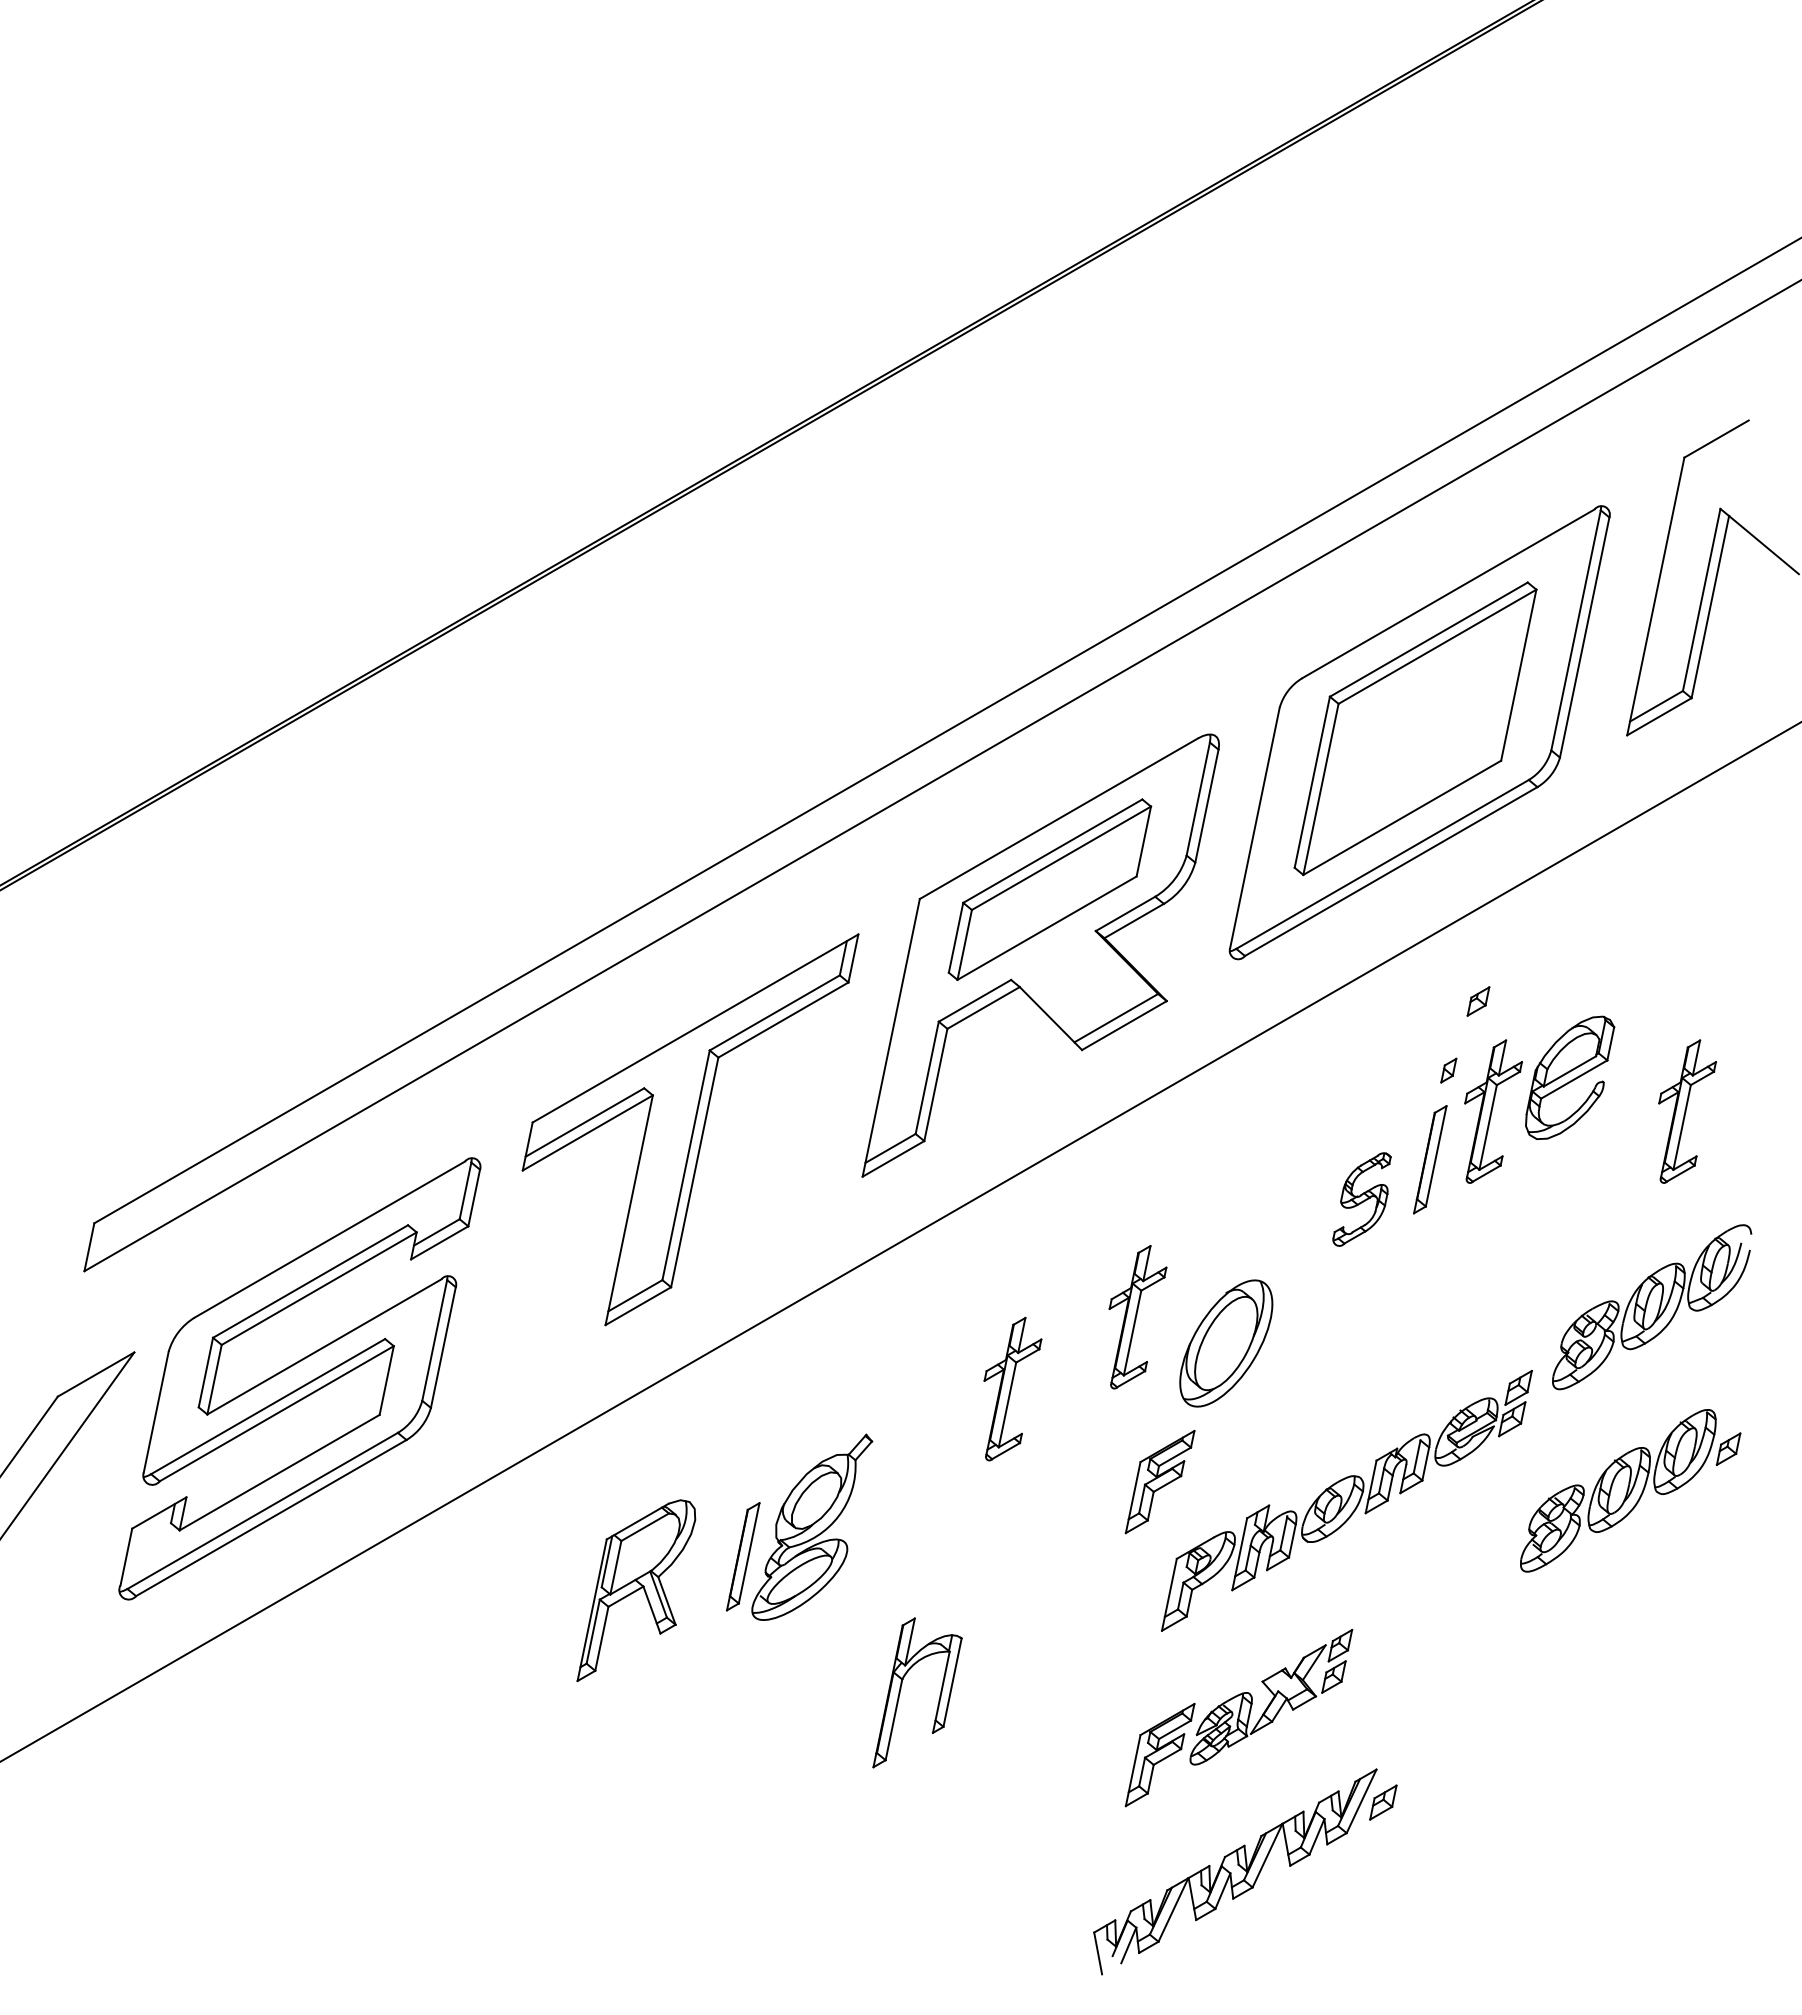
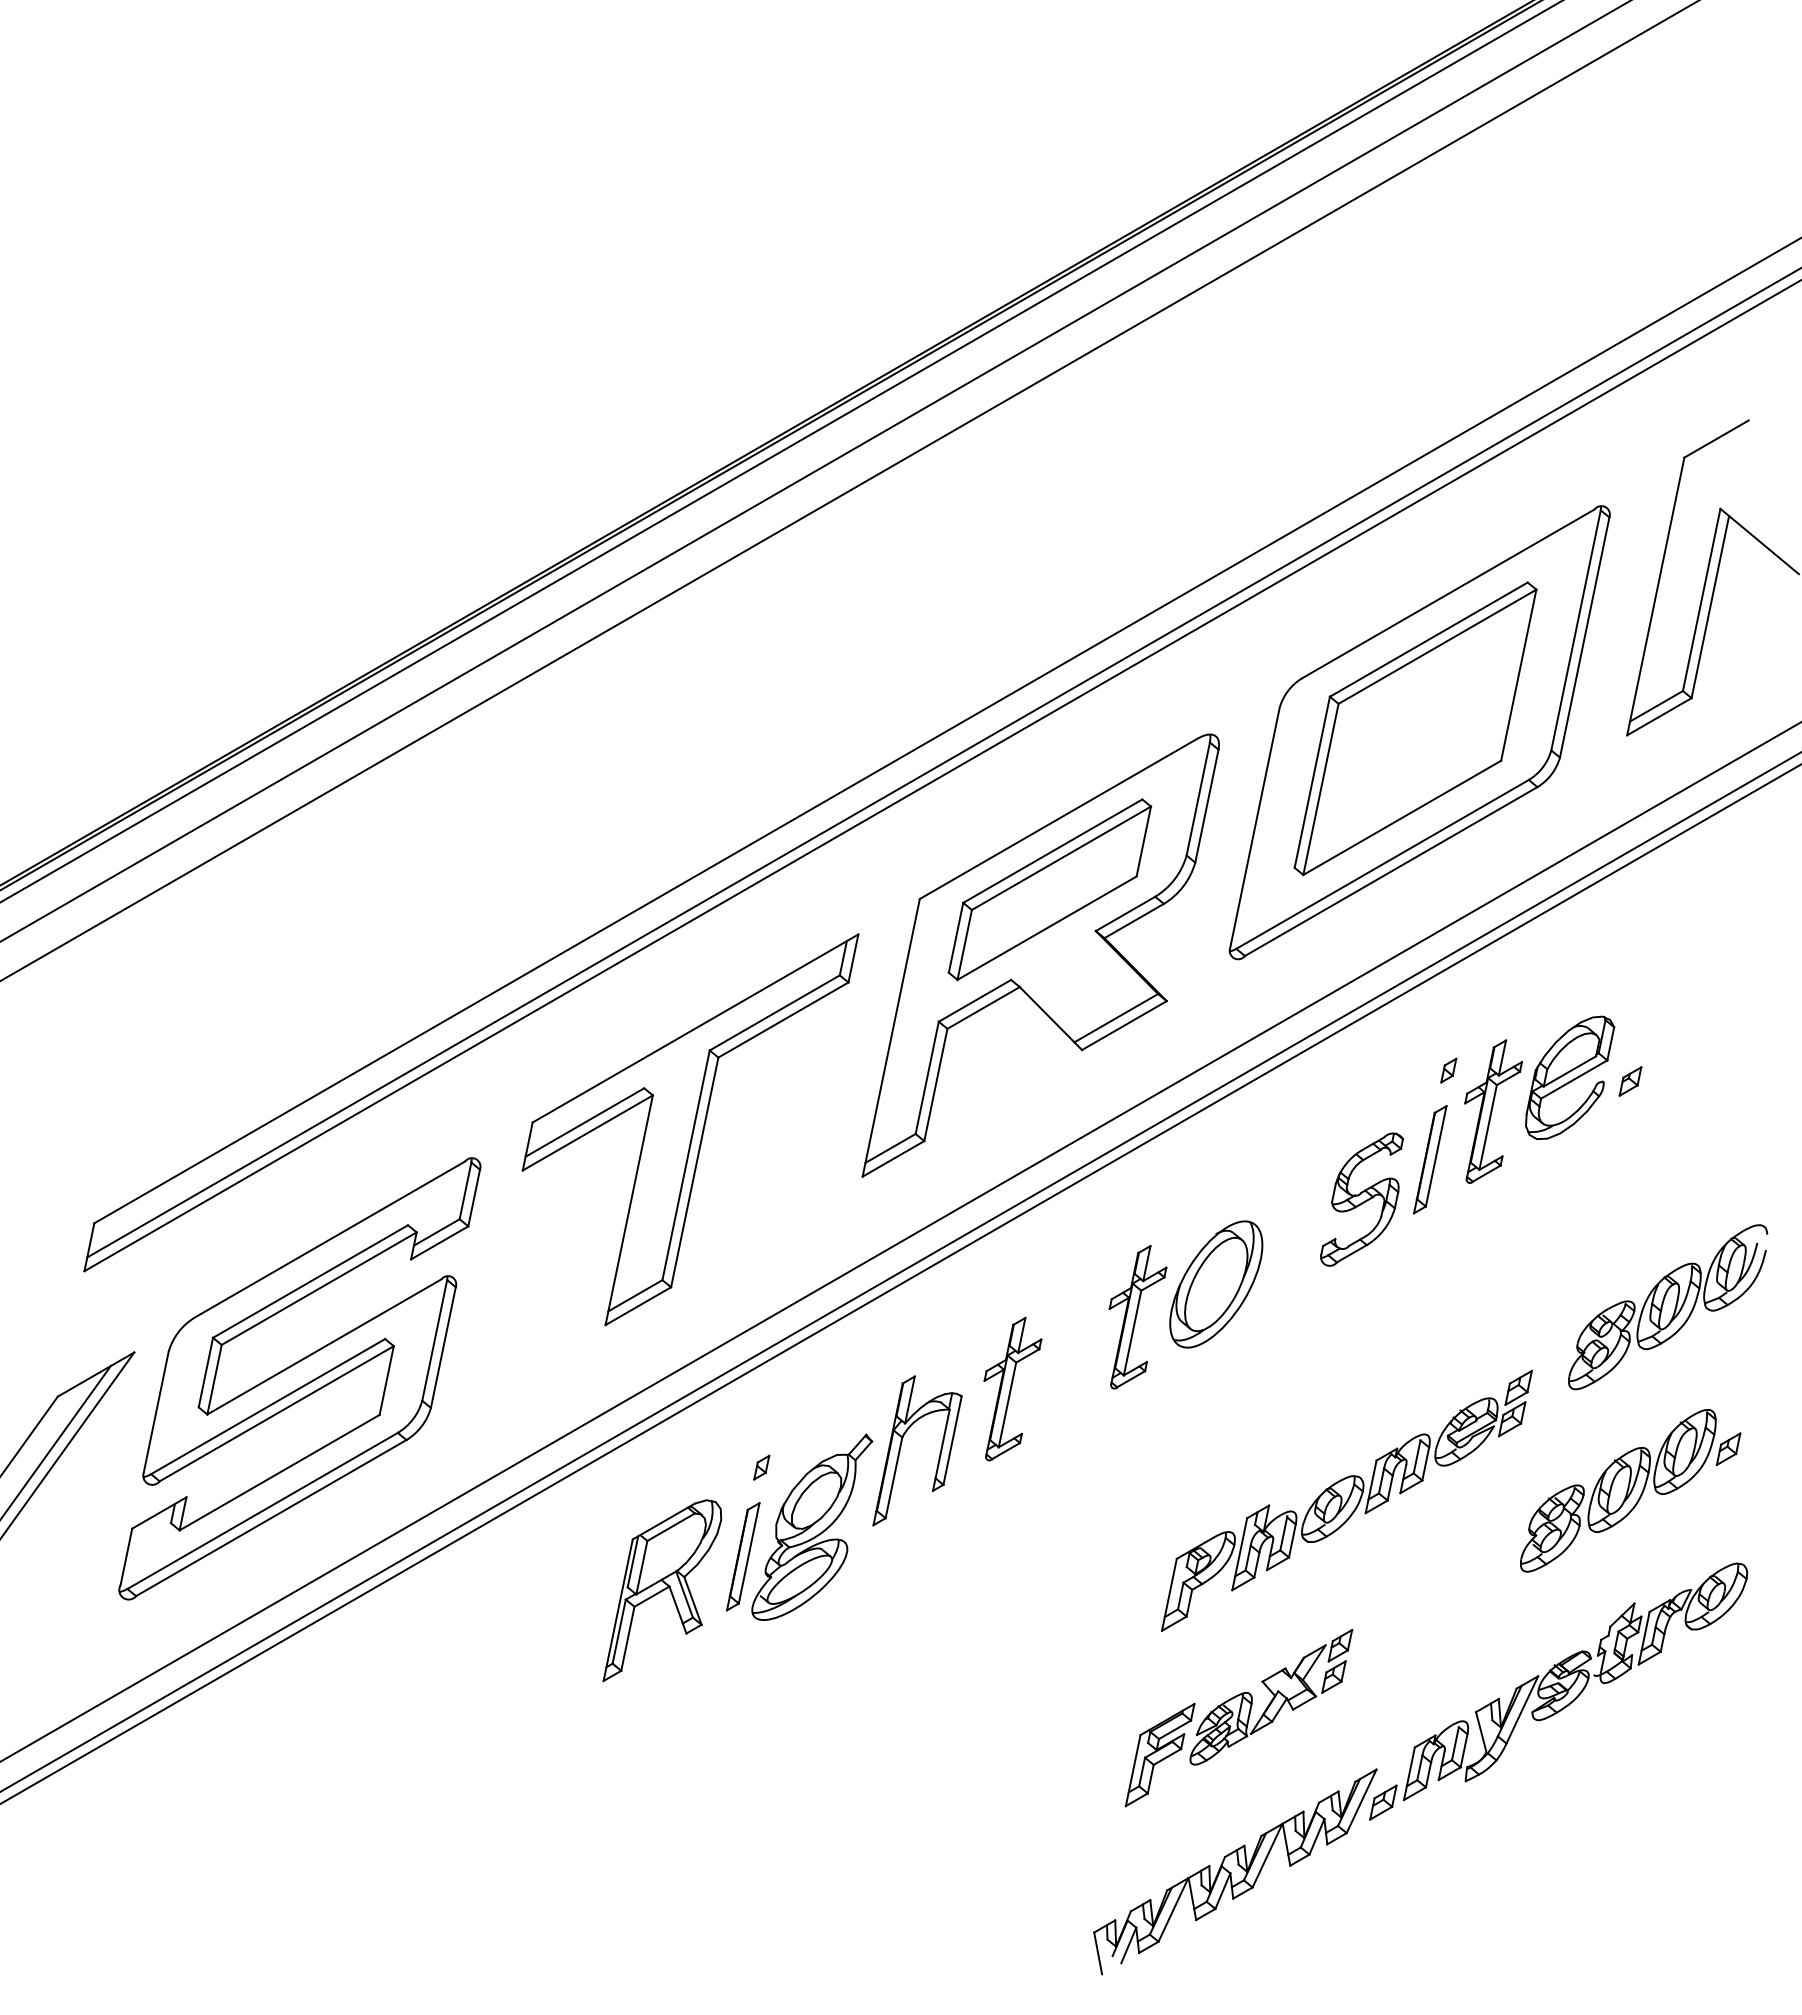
line: none -> present (780, 451)
line: none -> present (814, 471)
line: none -> present (849, 491)
line: none -> present (942, 763)
part position: (1478, 1001) -> (1630, 1081) (1630, 1081)
part: present -> none (1687, 1111)
part size: 60x95 px -> 84x135 px (1361, 1199)
line: none -> present (900, 1271)
line: none -> present (900, 1283)
part position: (1652, 1307) -> (1668, 1307) (1668, 1307)
part position: (1226, 1343) -> (1216, 1284) (1216, 1284)
line: none -> present (56, 1441)
part: none -> present (761, 1467)
part: present -> none (1159, 1481)
part position: (636, 1590) -> (662, 1590) (662, 1590)
part: none -> present (1575, 1681)
part position: (901, 1689) -> (901, 1447) (901, 1447)
